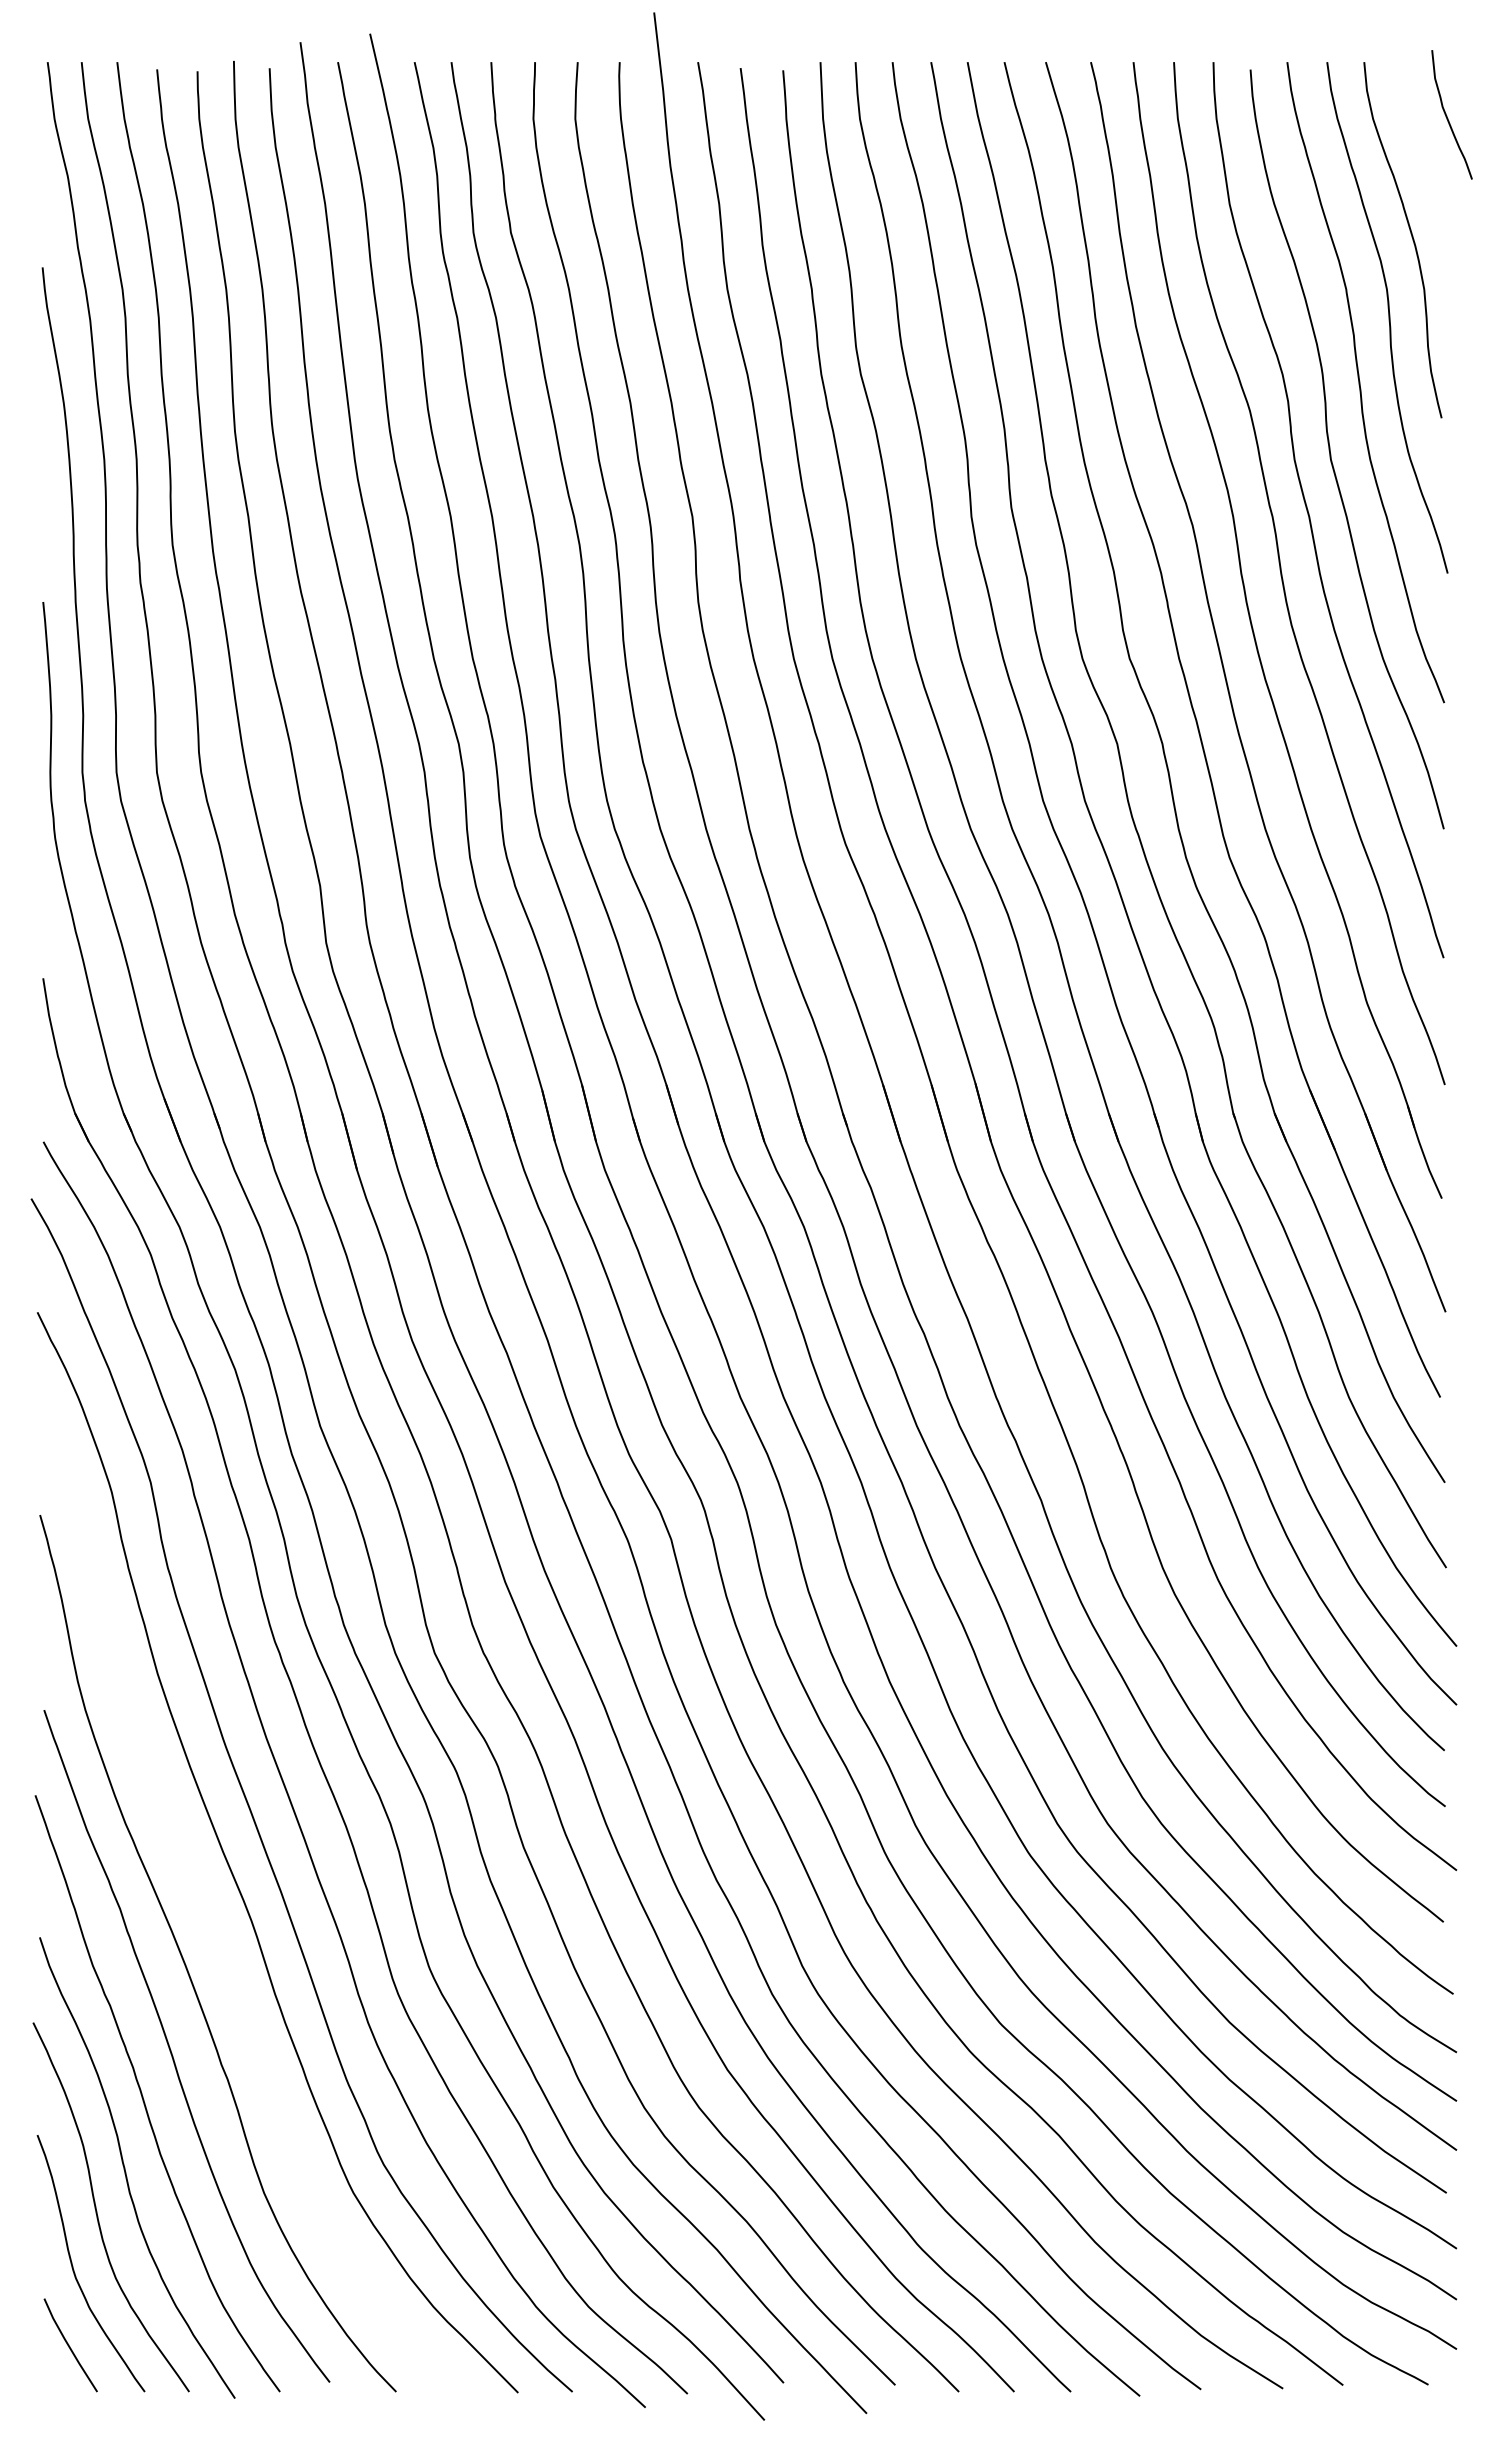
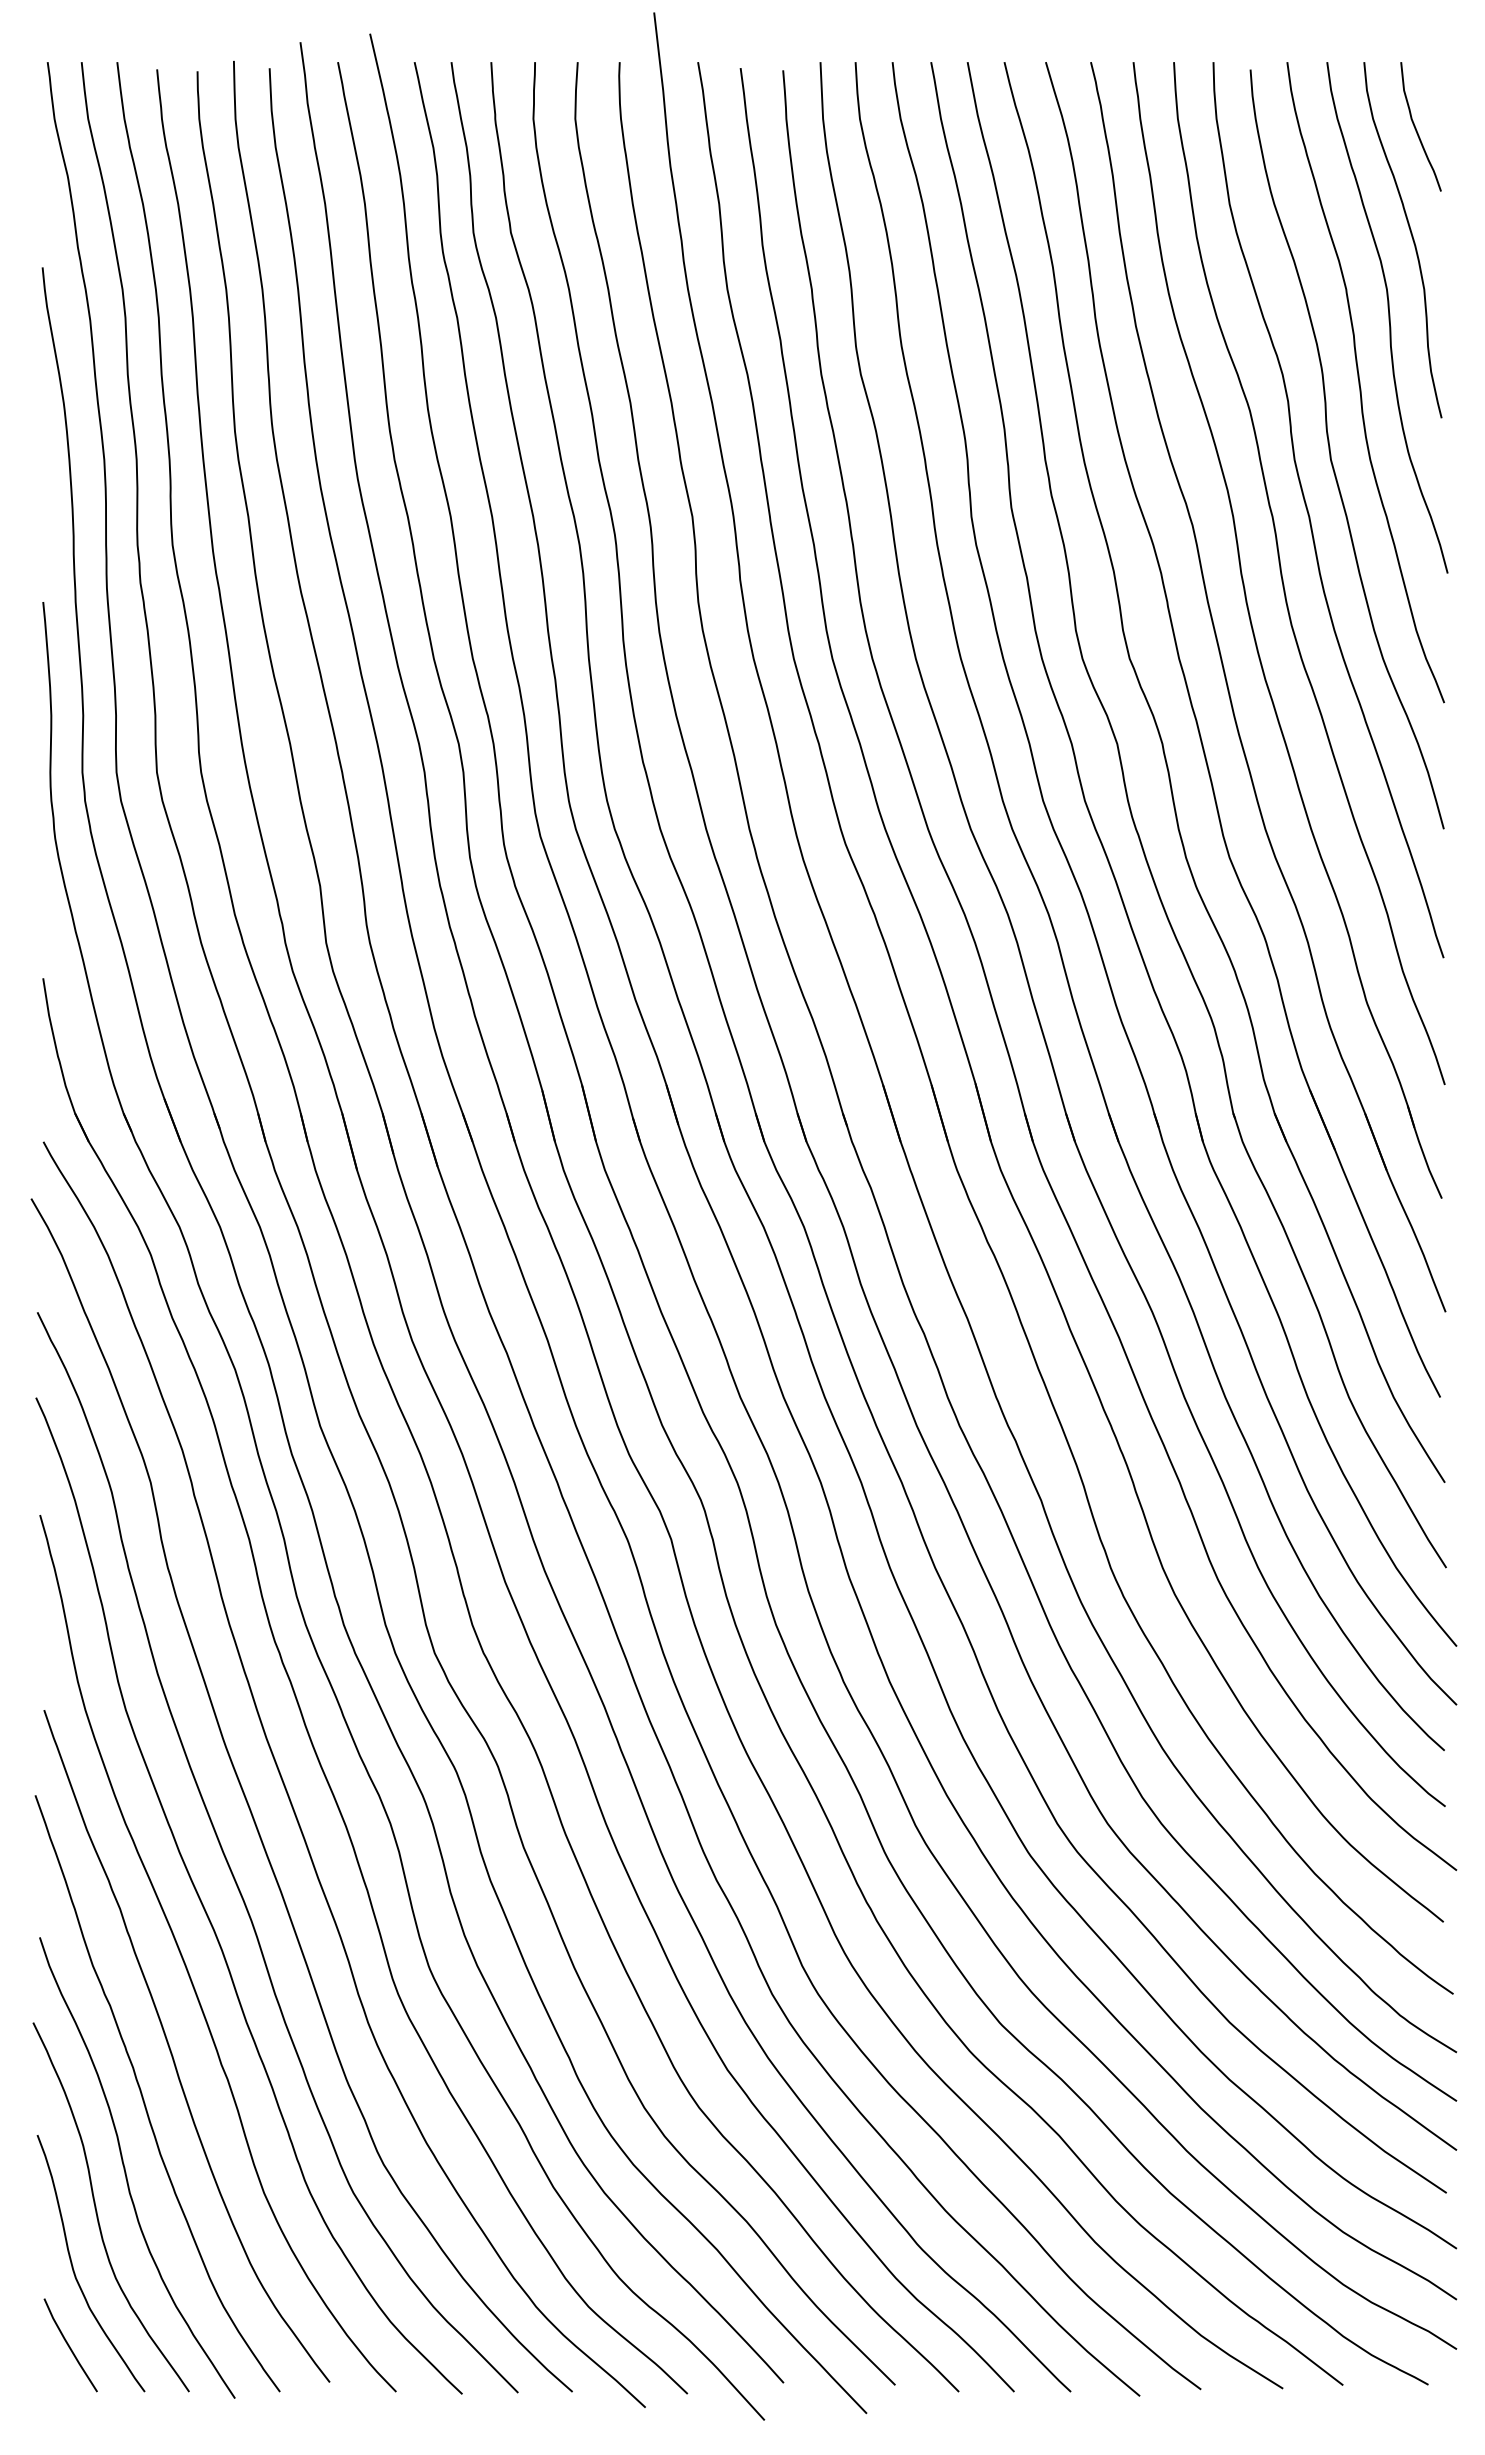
curve position: (1447, 115) -> (1416, 127) (1416, 127)
curve: none -> present (206, 1910)
